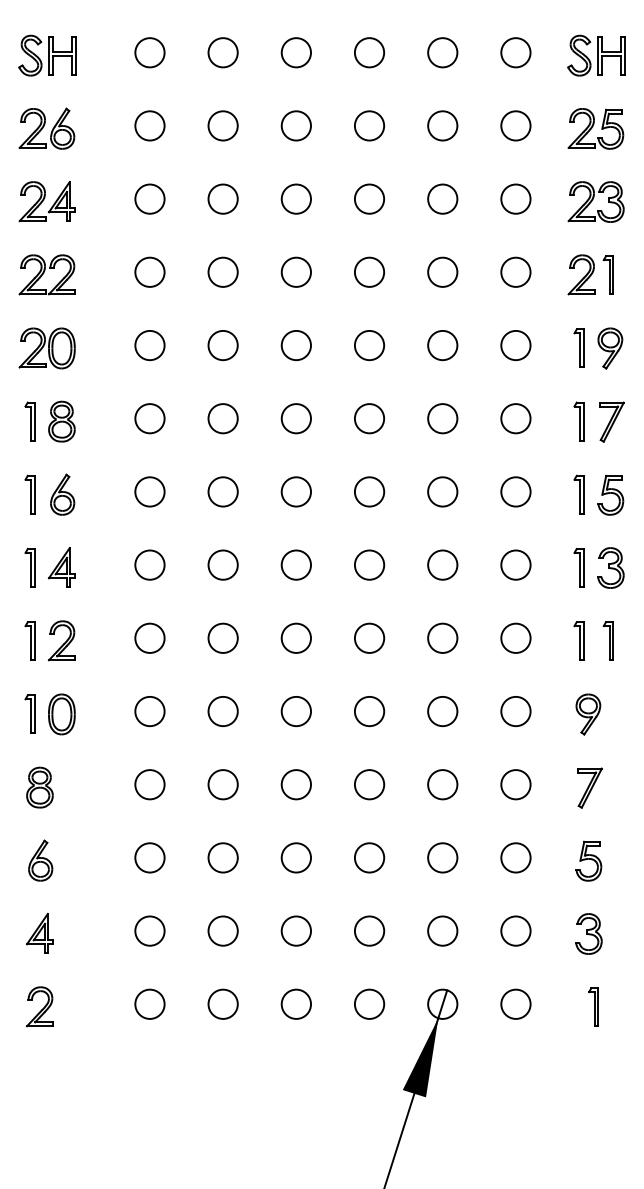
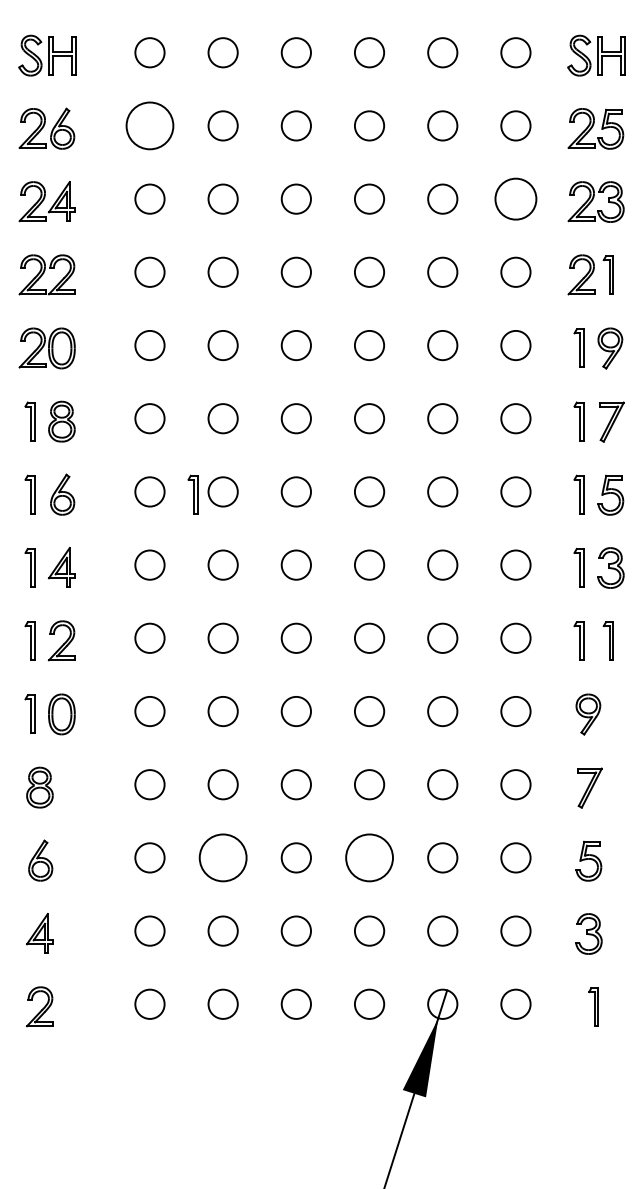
circle diameter: 29 px -> 47 px (149, 125)
circle diameter: 29 px -> 41 px (515, 198)
part: none -> present (192, 494)
circle diameter: 29 px -> 47 px (222, 857)
circle diameter: 29 px -> 47 px (369, 857)
